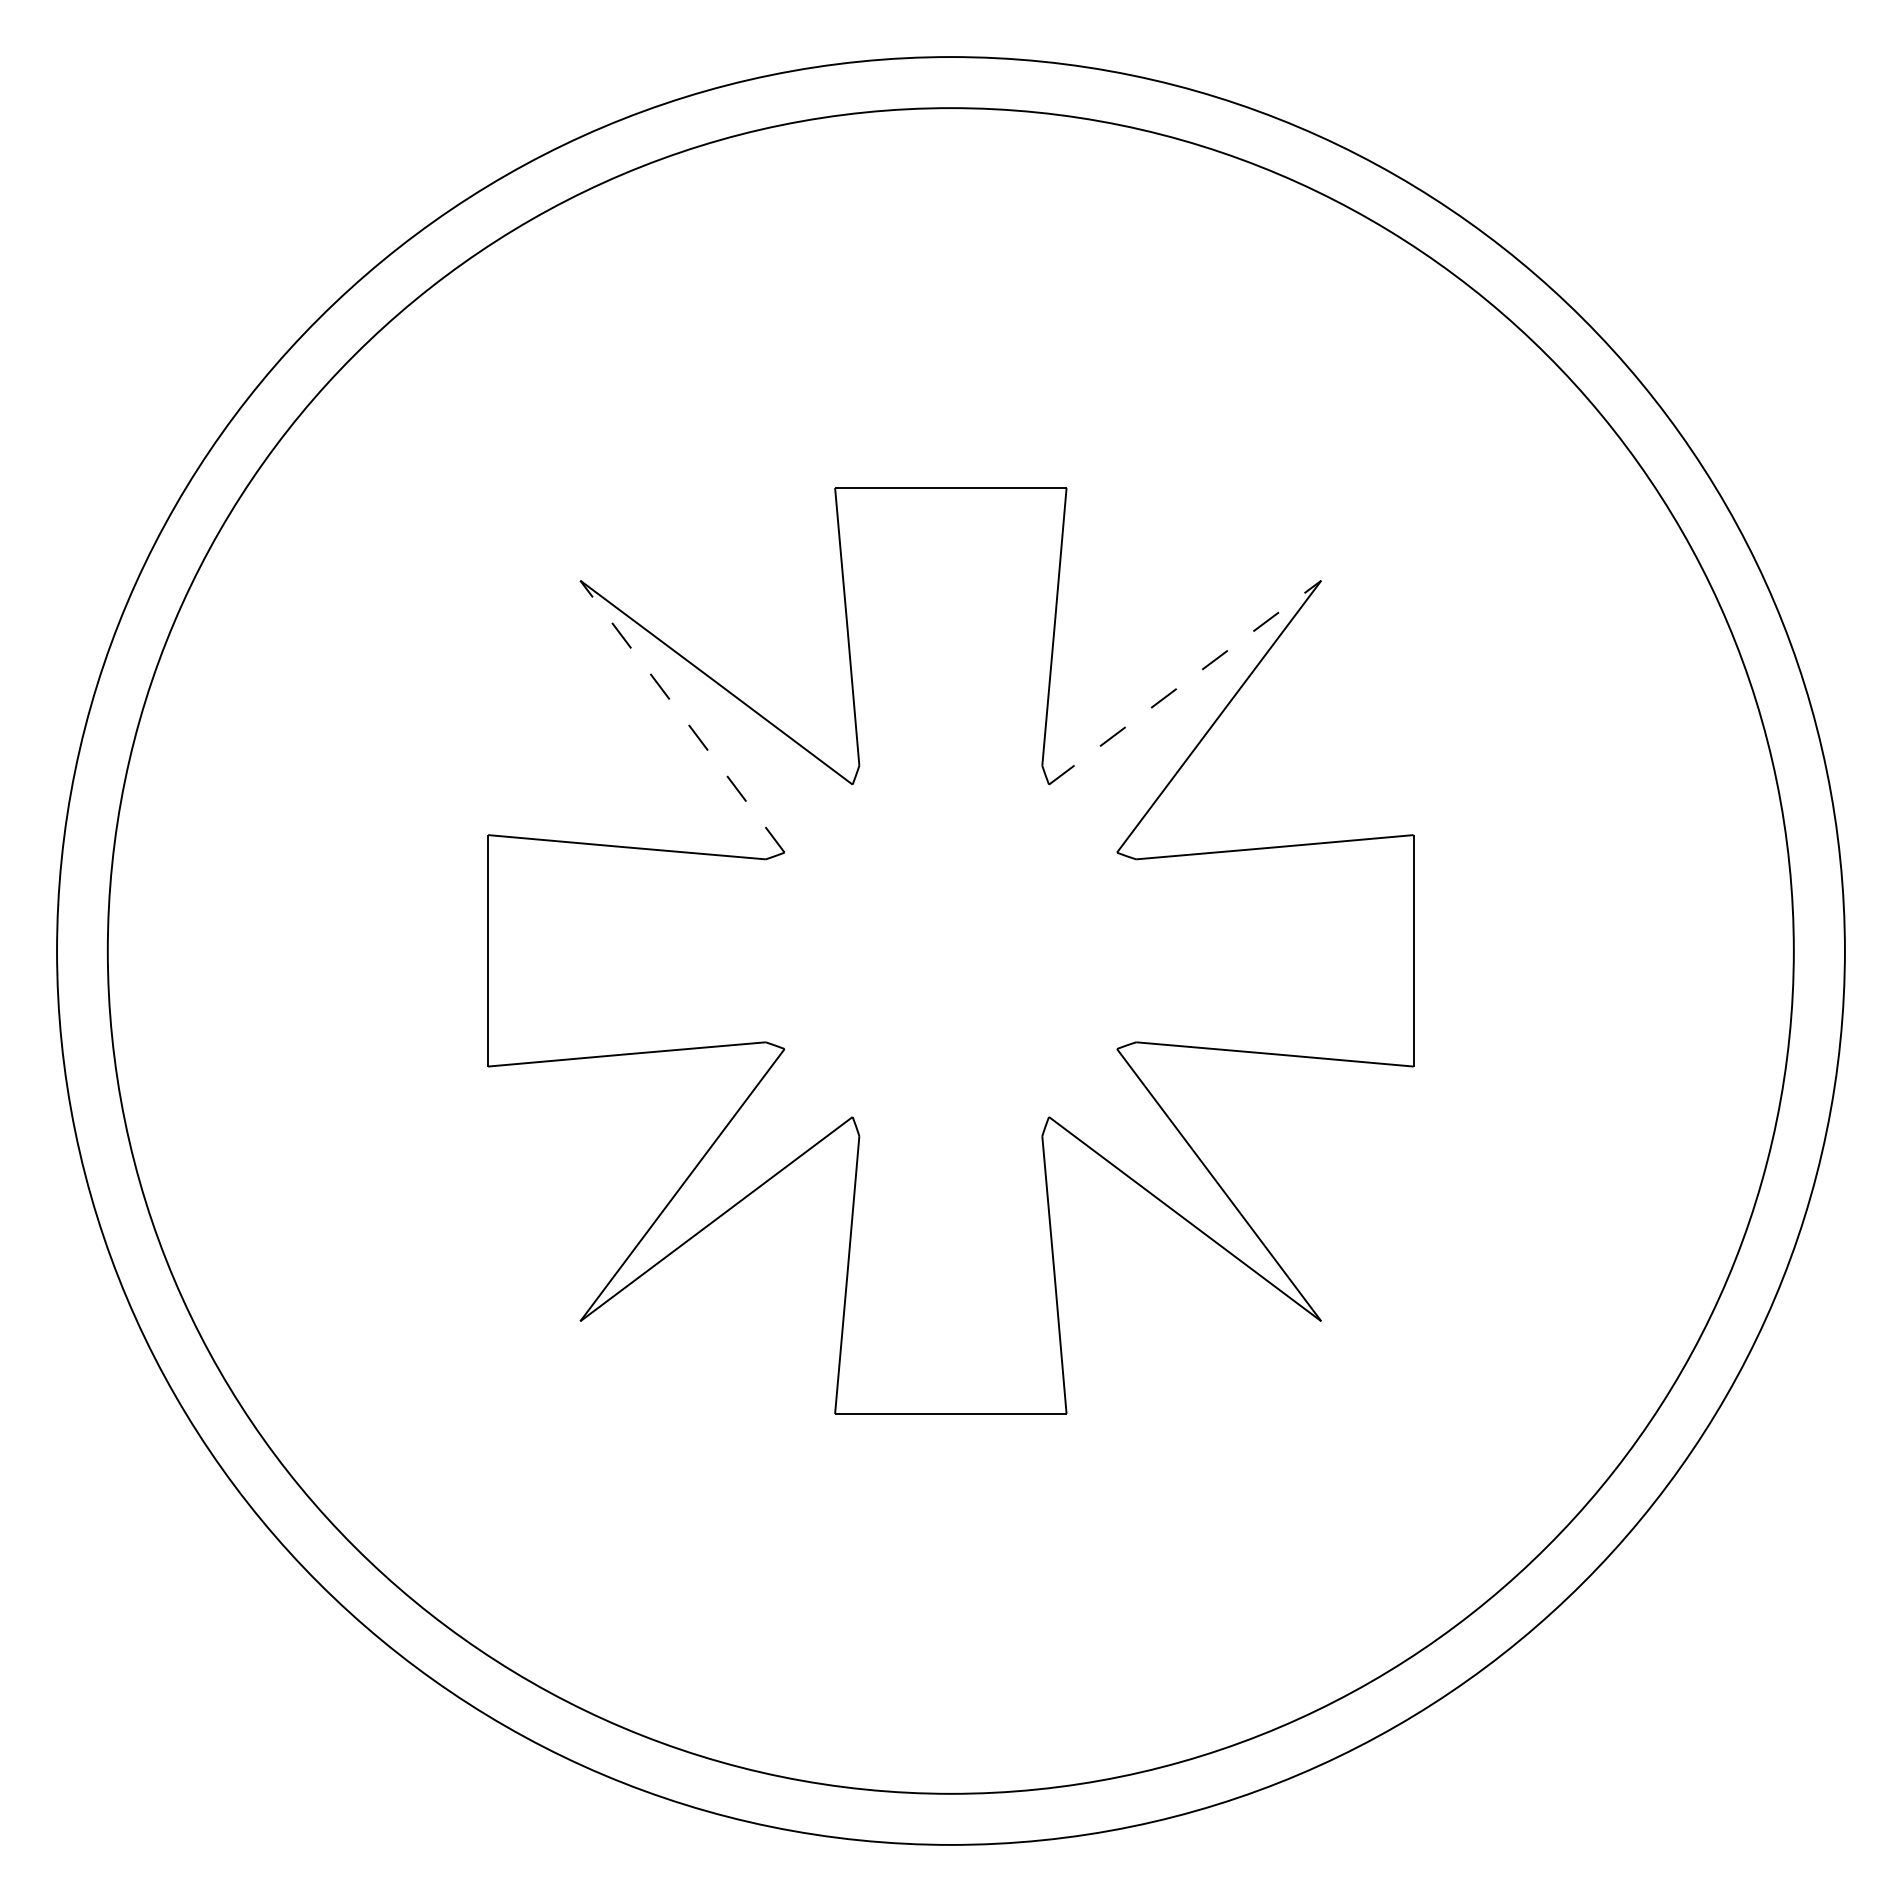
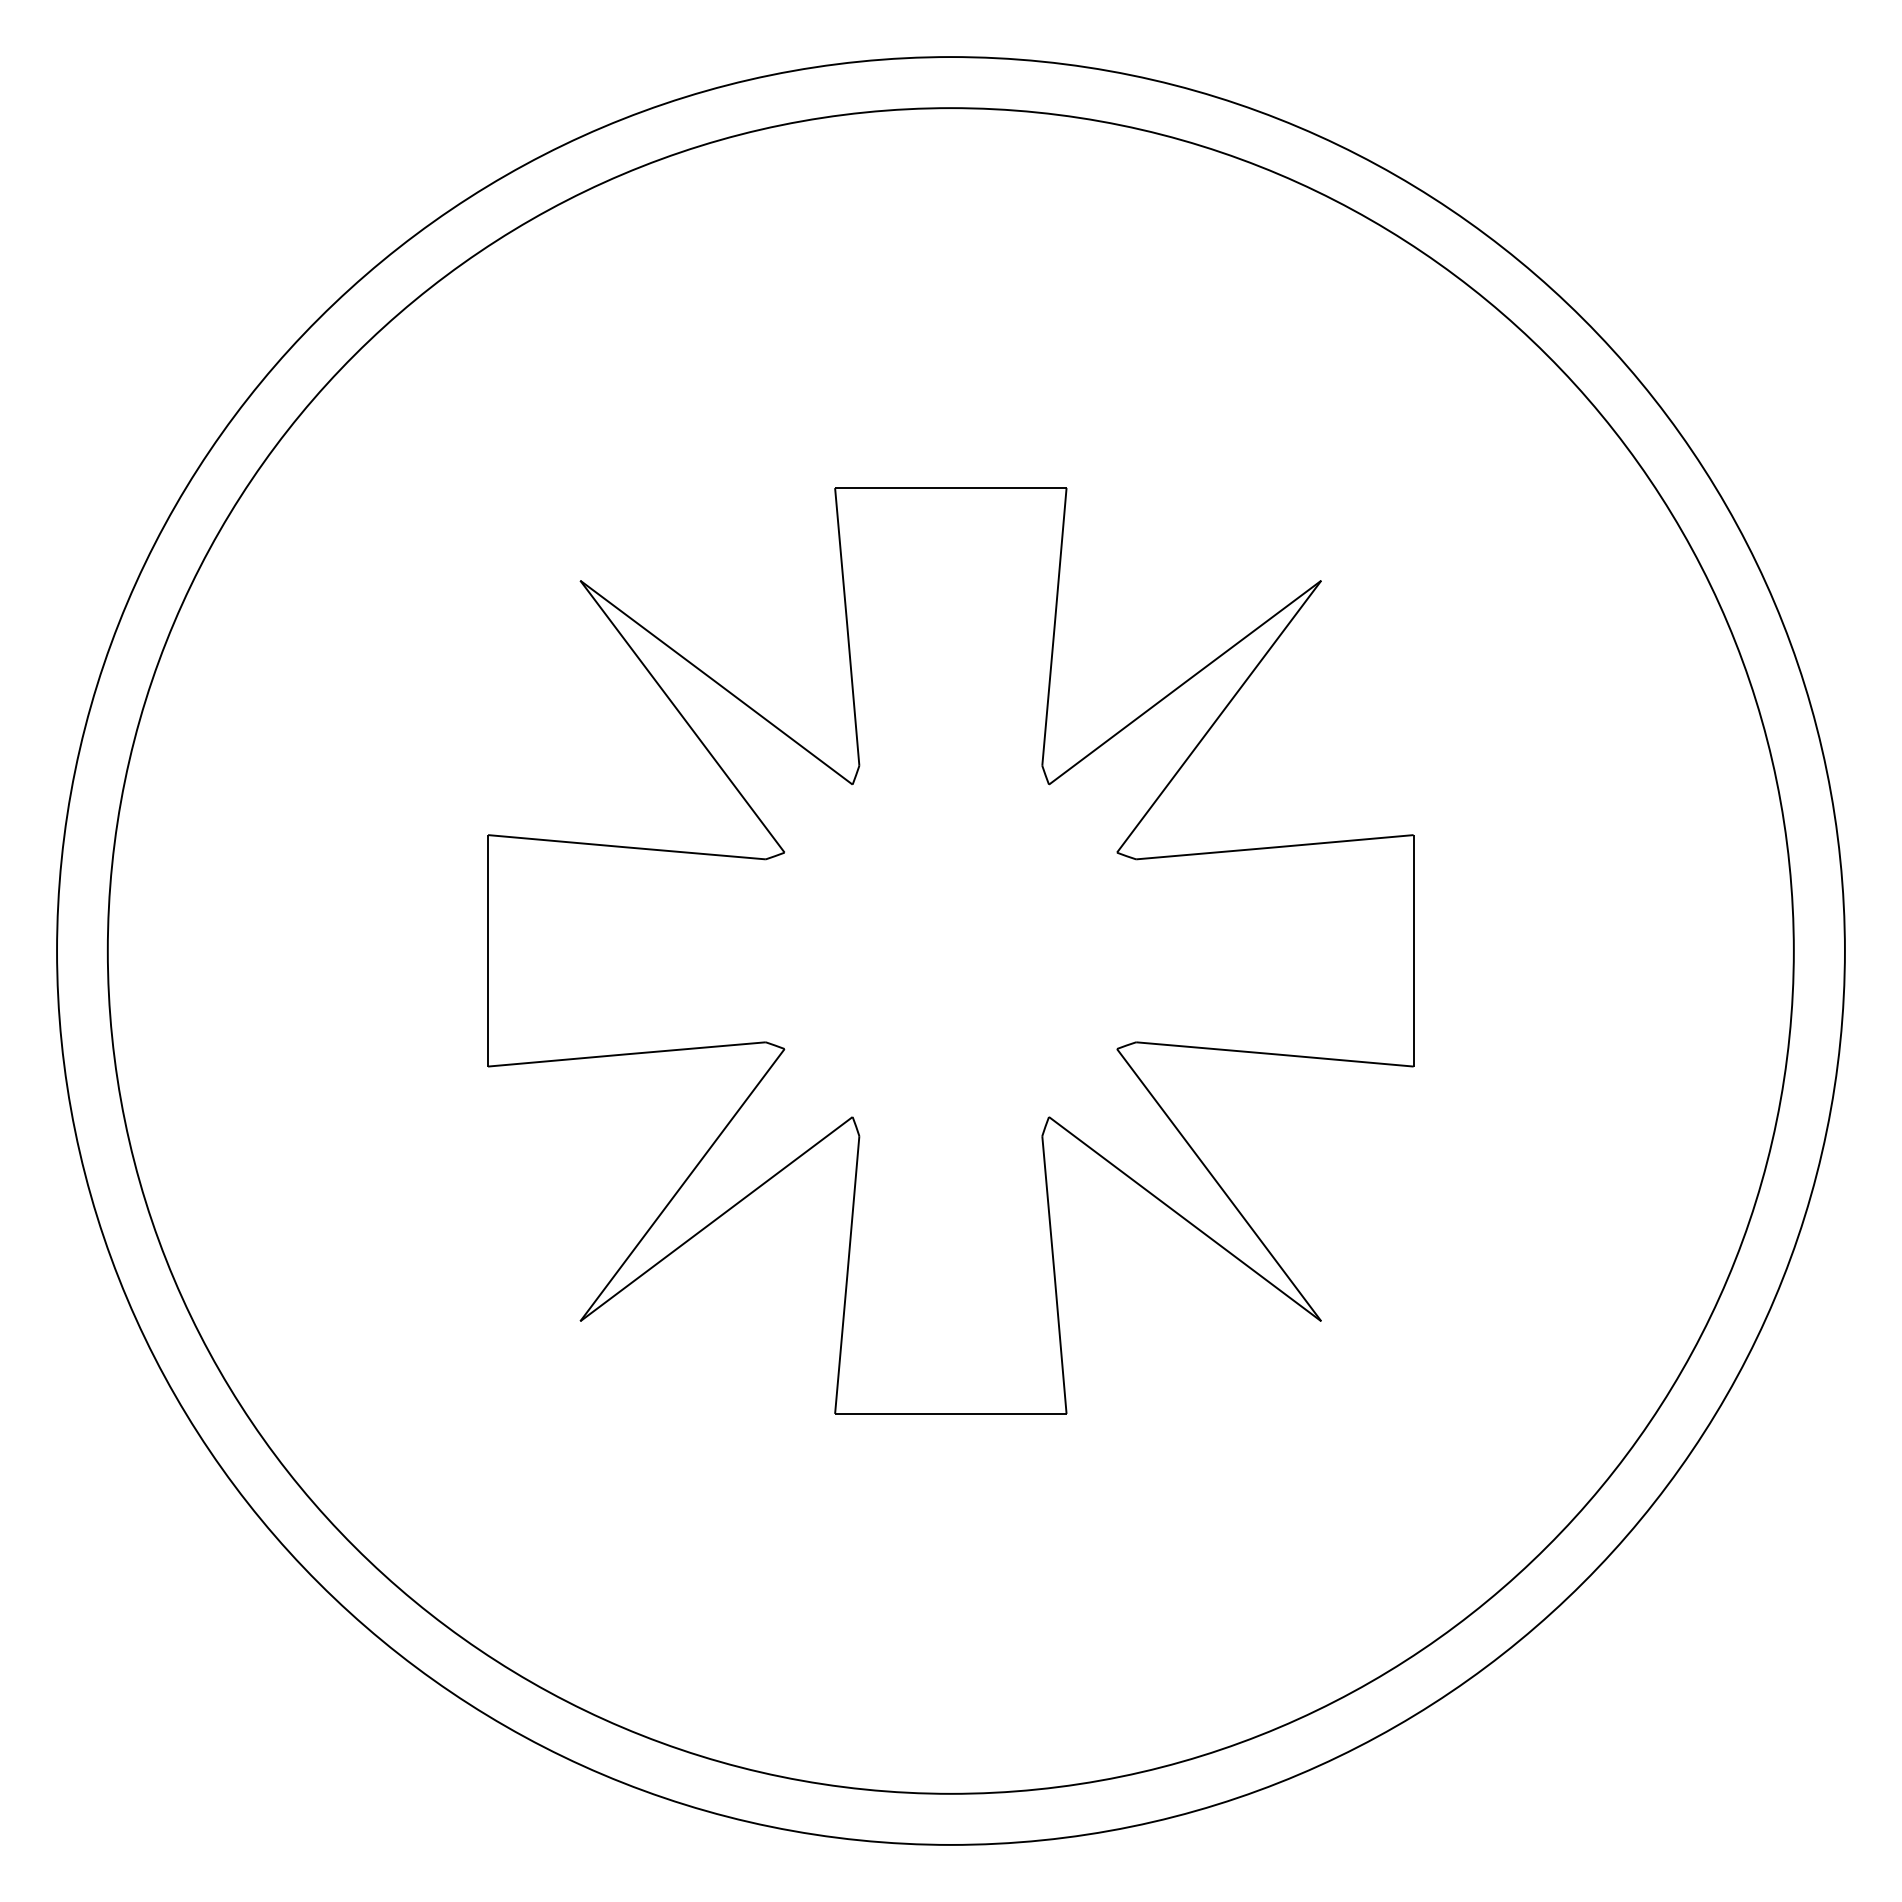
line: dashed -> solid (1185, 682)
line: dashed -> solid (682, 716)
